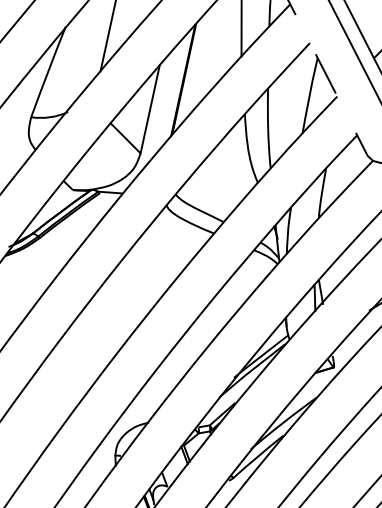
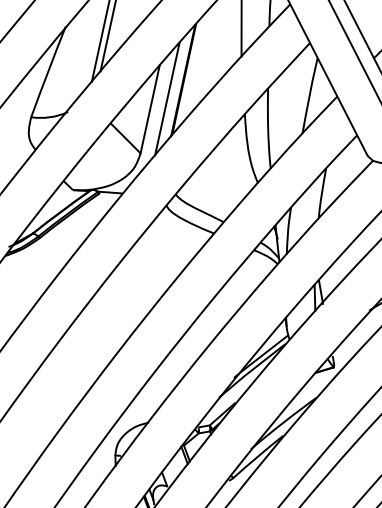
line: none -> present (100, 41)
line: dashed -> solid (327, 77)
line: none -> present (167, 98)
